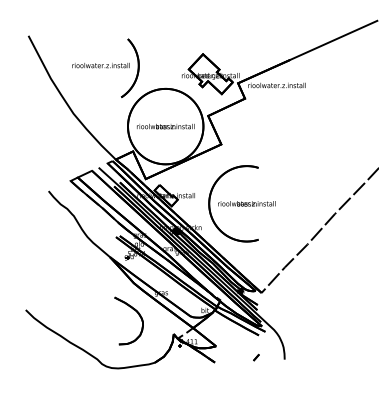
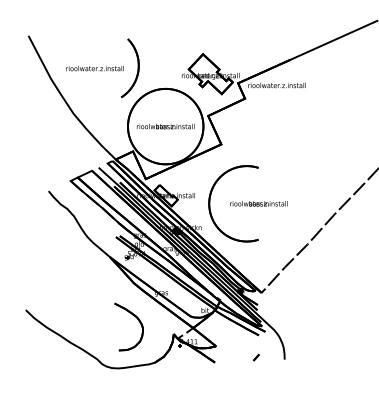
text position: (100, 65) -> (94, 68) (94, 68)
text position: (246, 203) -> (258, 203) (258, 203)
part position: (138, 315) -> (138, 321) (138, 321)
